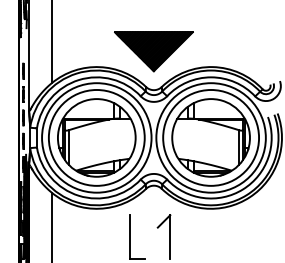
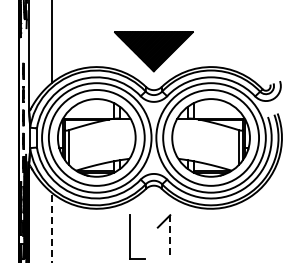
line: solid -> dashed (51, 227)
line: solid -> dashed (170, 236)
